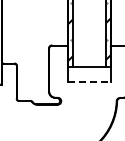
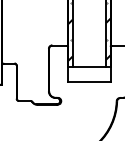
line: dashed -> solid (89, 81)
